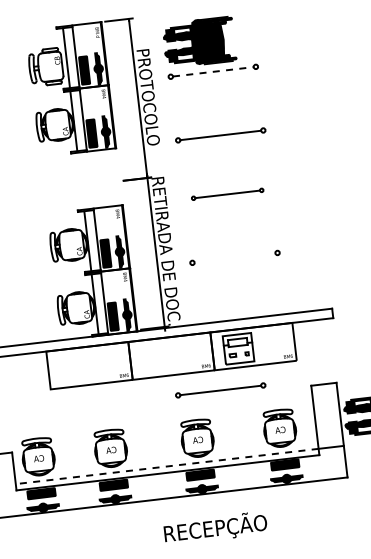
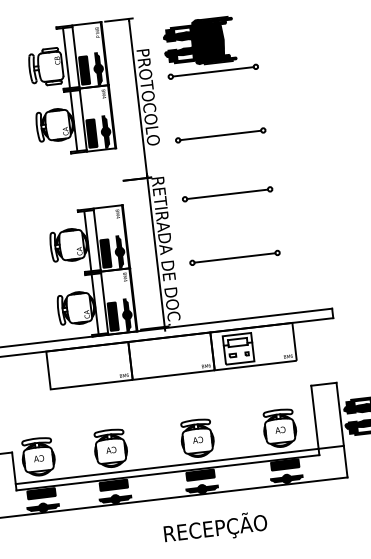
line: dashed -> solid (213, 71)
part size: 74x14 px -> 92x17 px (227, 194)
line: none -> present (234, 257)
part: present -> none (220, 390)
line: dashed -> solid (166, 466)
